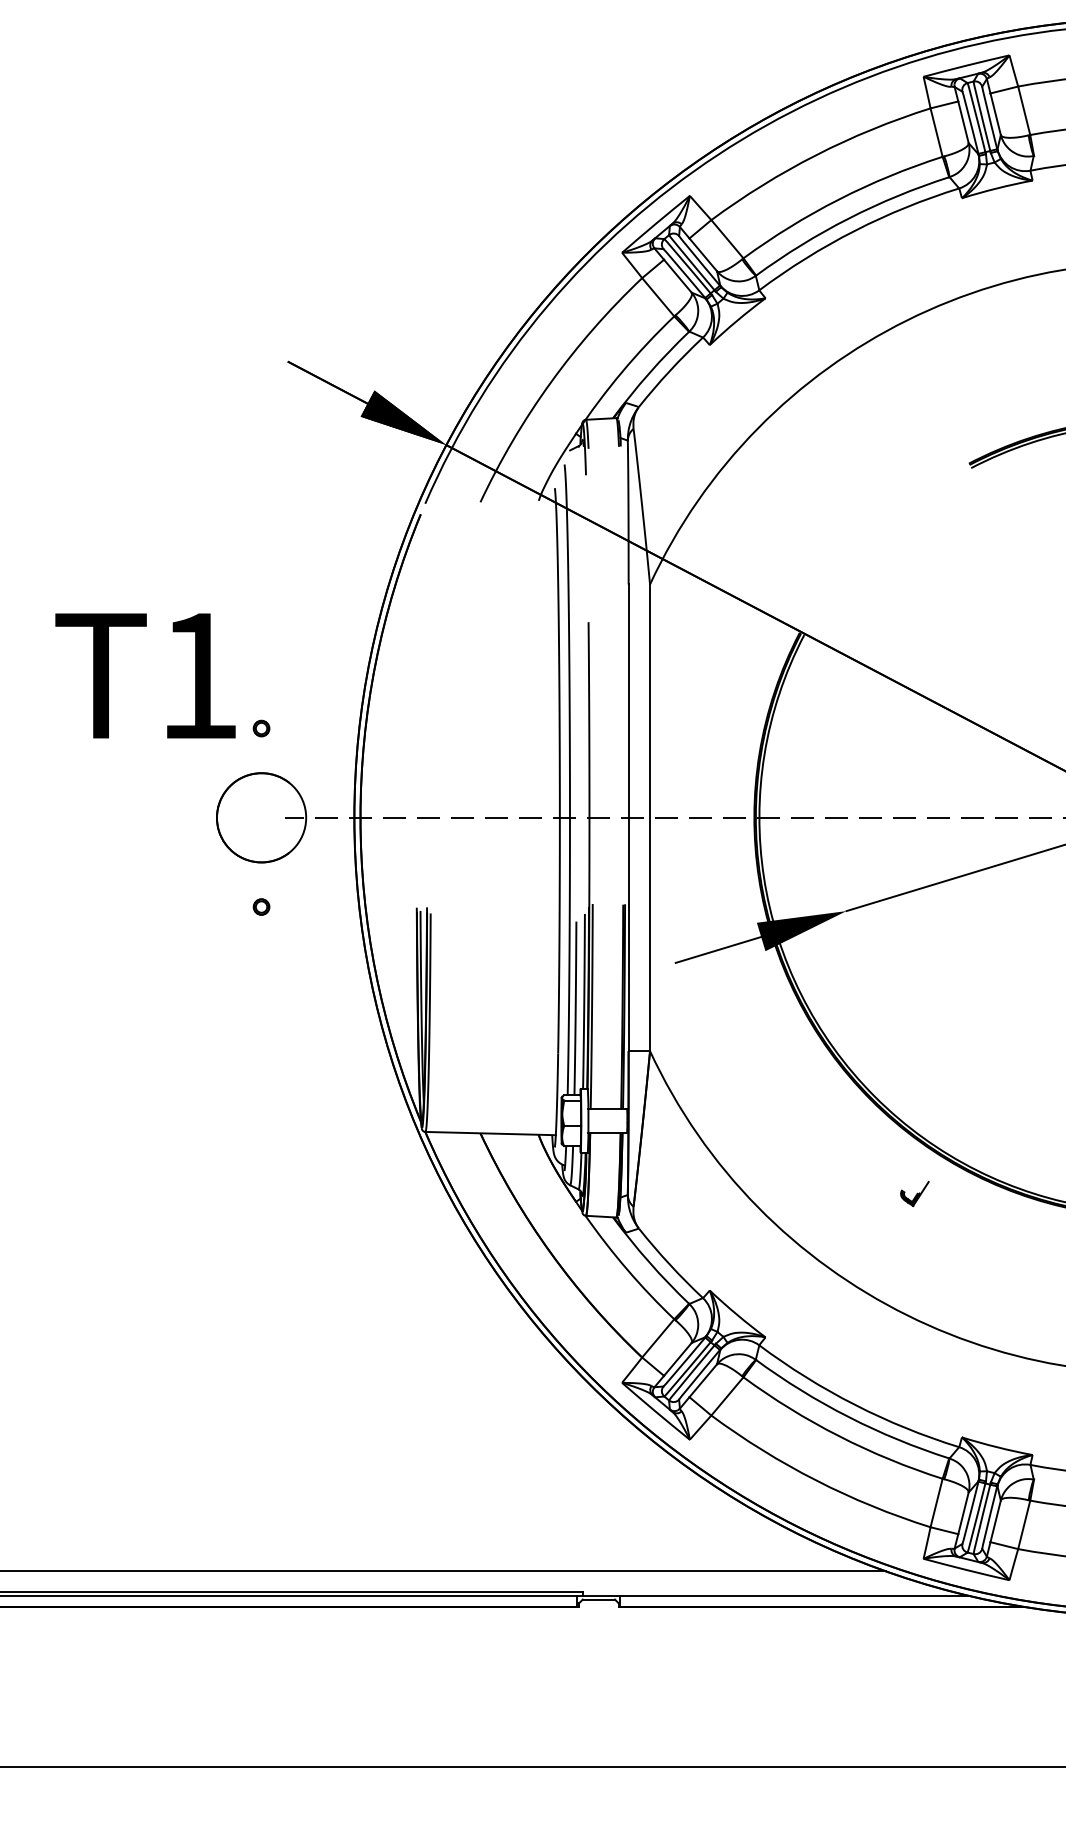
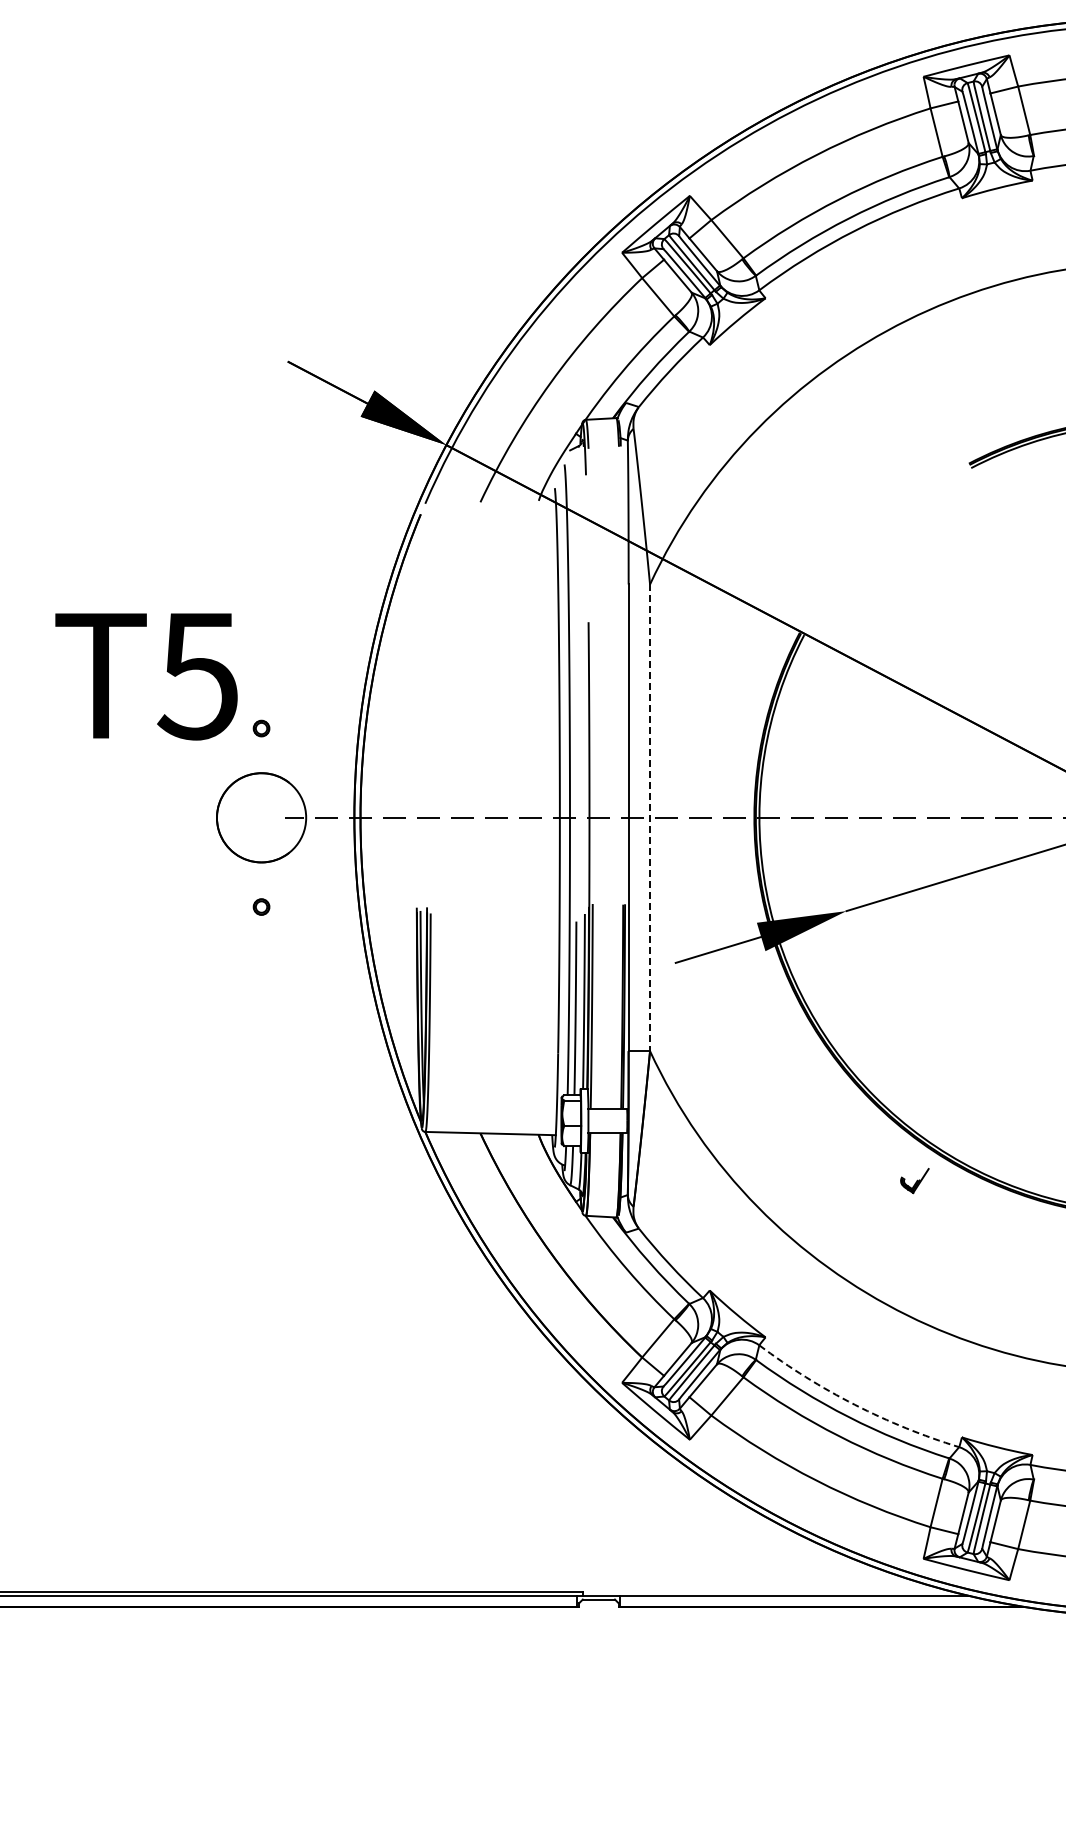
text: T1 -> T5 (197, 676)
line: solid -> dashed (650, 818)
part position: (914, 1194) -> (914, 1181) (914, 1181)
arc: solid -> dashed (854, 1404)
line: present -> none (443, 1571)
line: present -> none (532, 1767)
